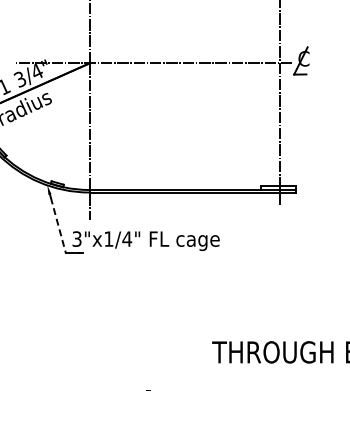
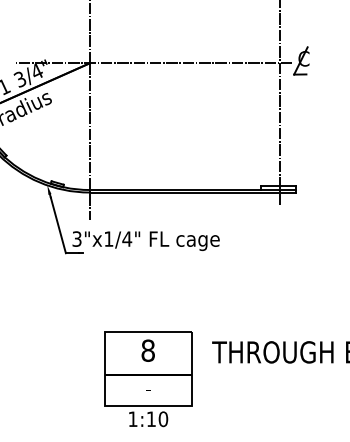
line: dashed -> solid (58, 225)
part: none -> present (148, 379)
